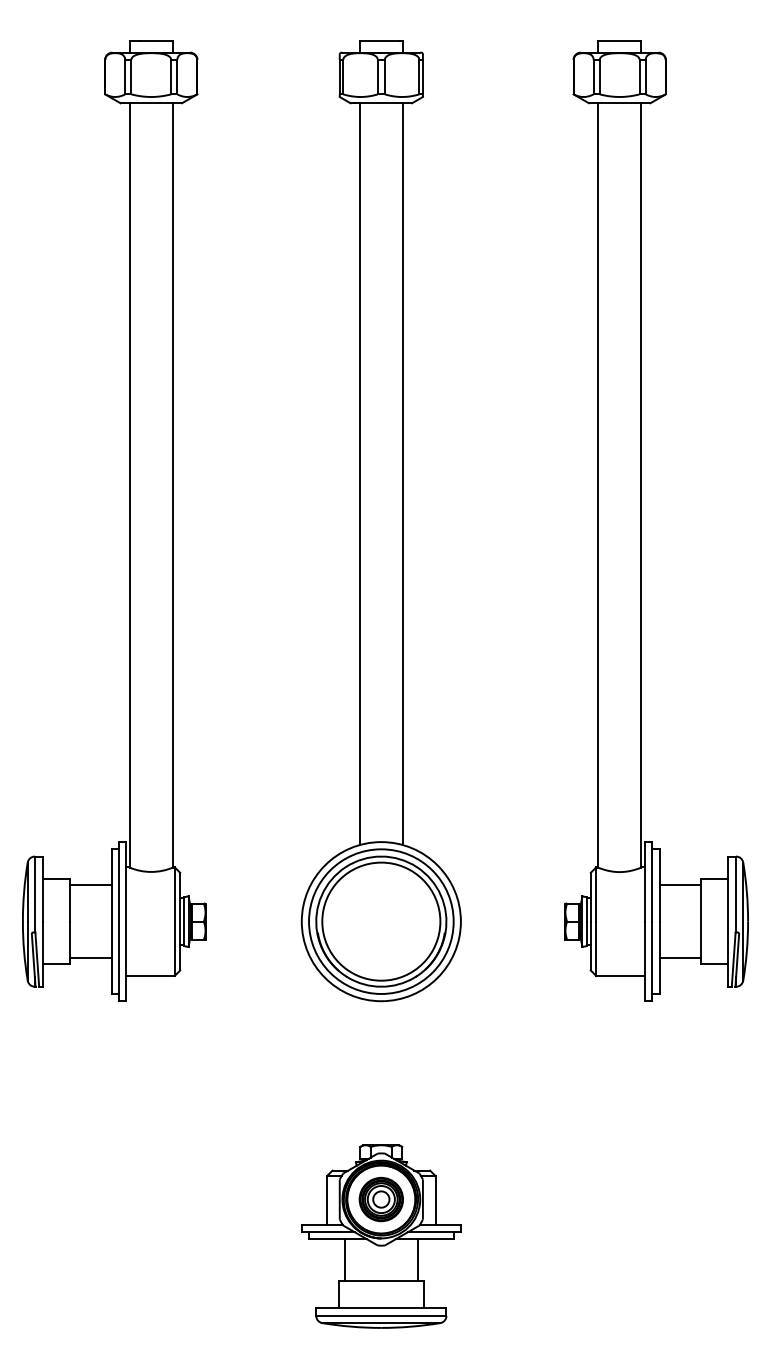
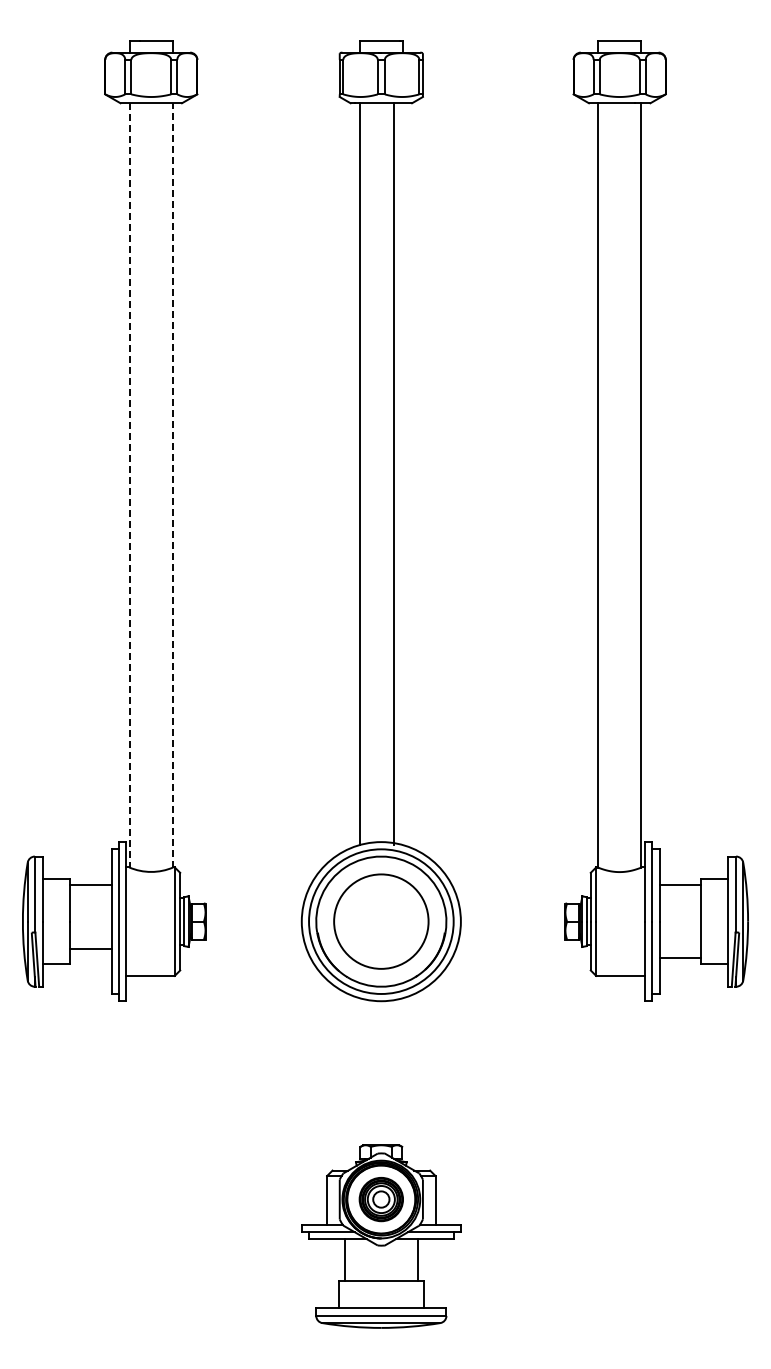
line position: (403, 474) -> (394, 474) (394, 474)
line: solid -> dashed (172, 484)
line: solid -> dashed (129, 485)
circle diameter: 118 px -> 94 px (381, 921)
line position: (90, 958) -> (90, 949) (90, 949)
